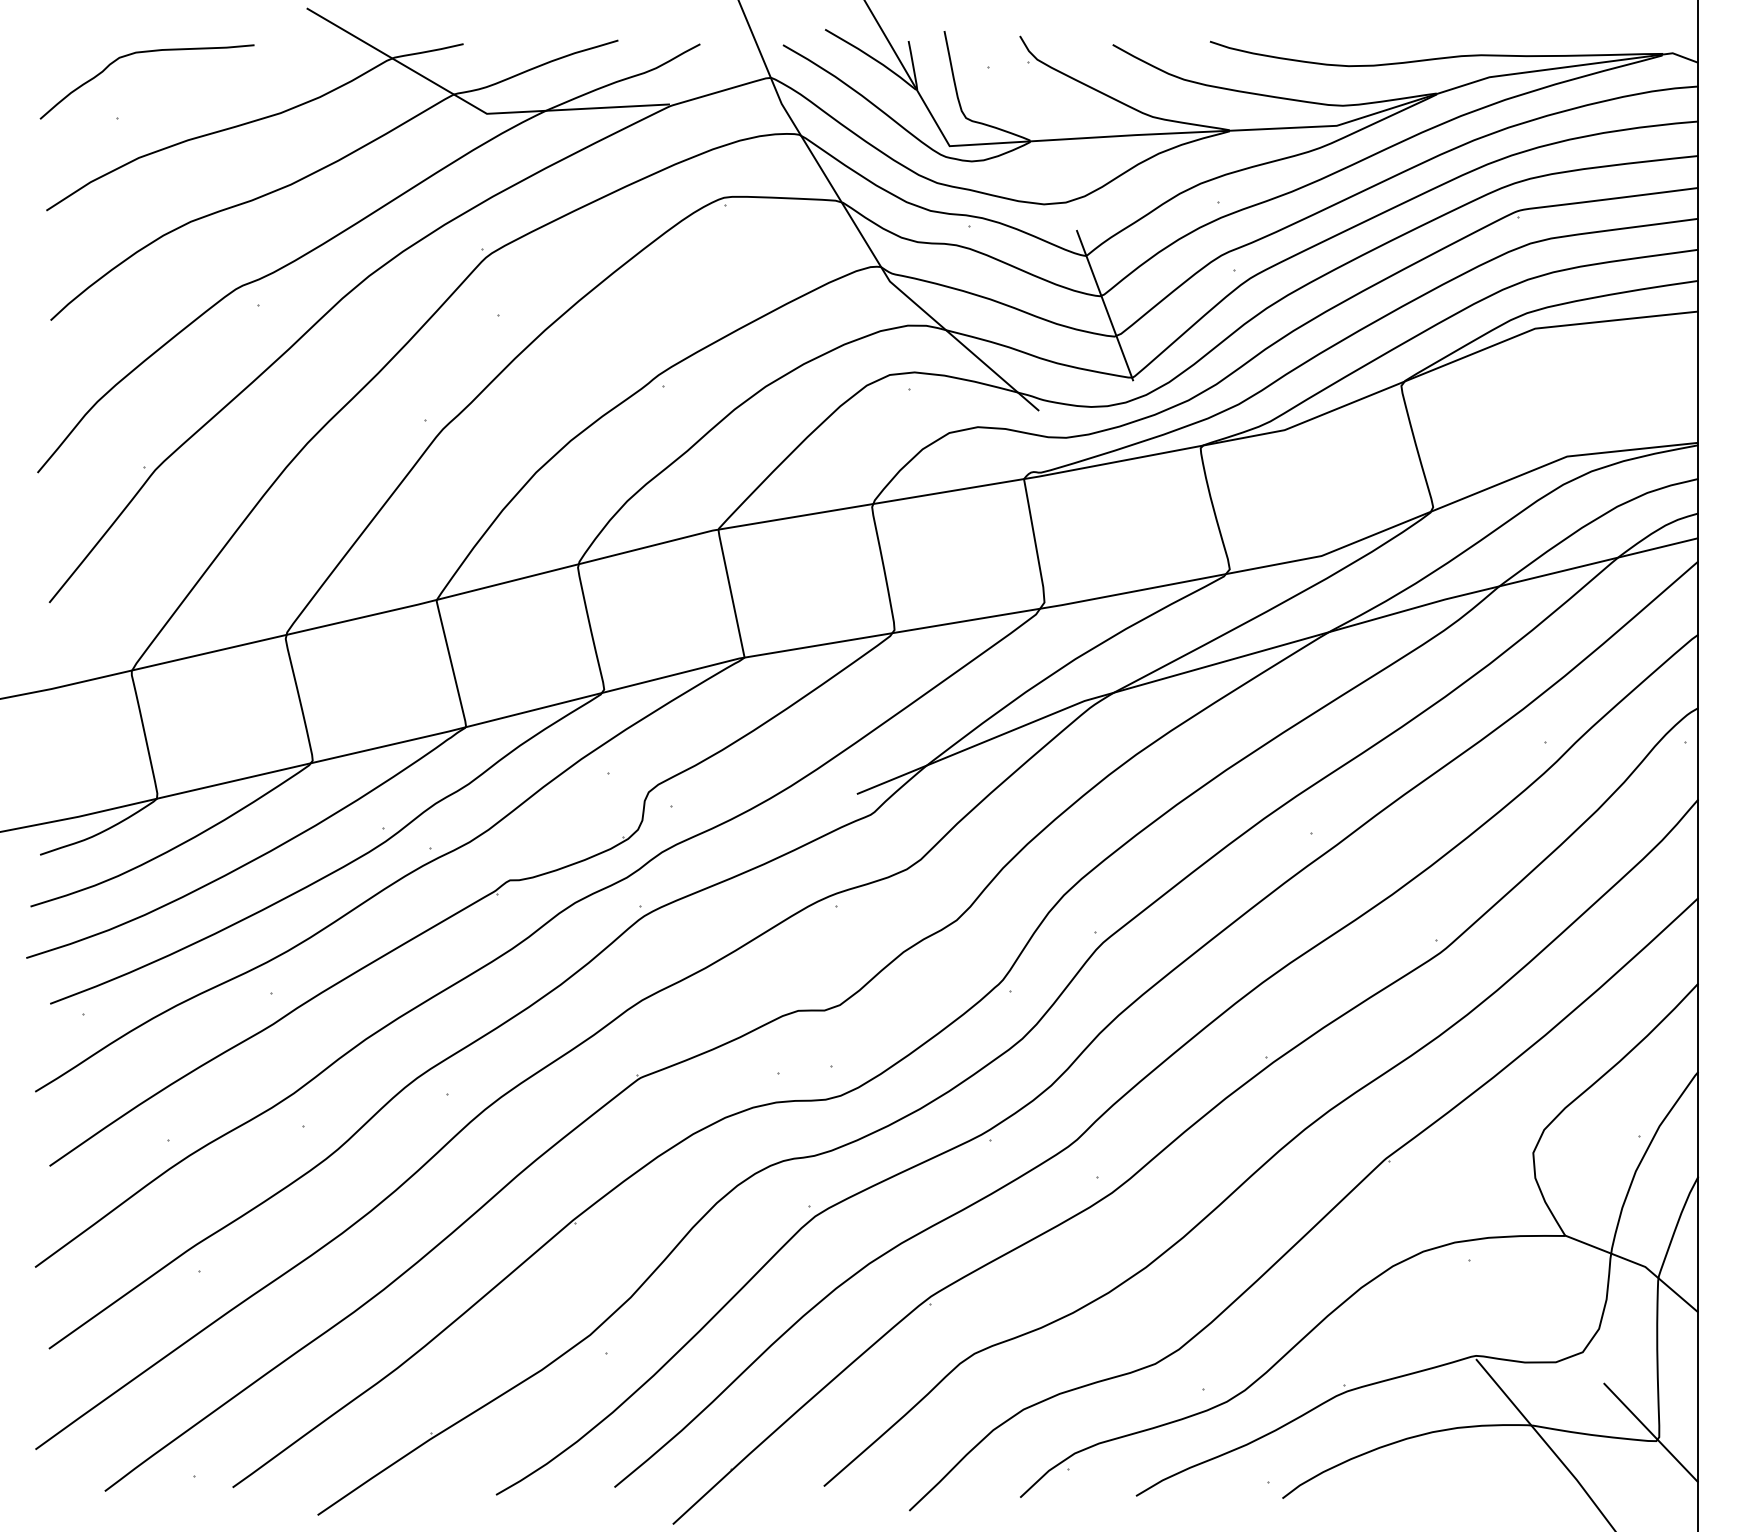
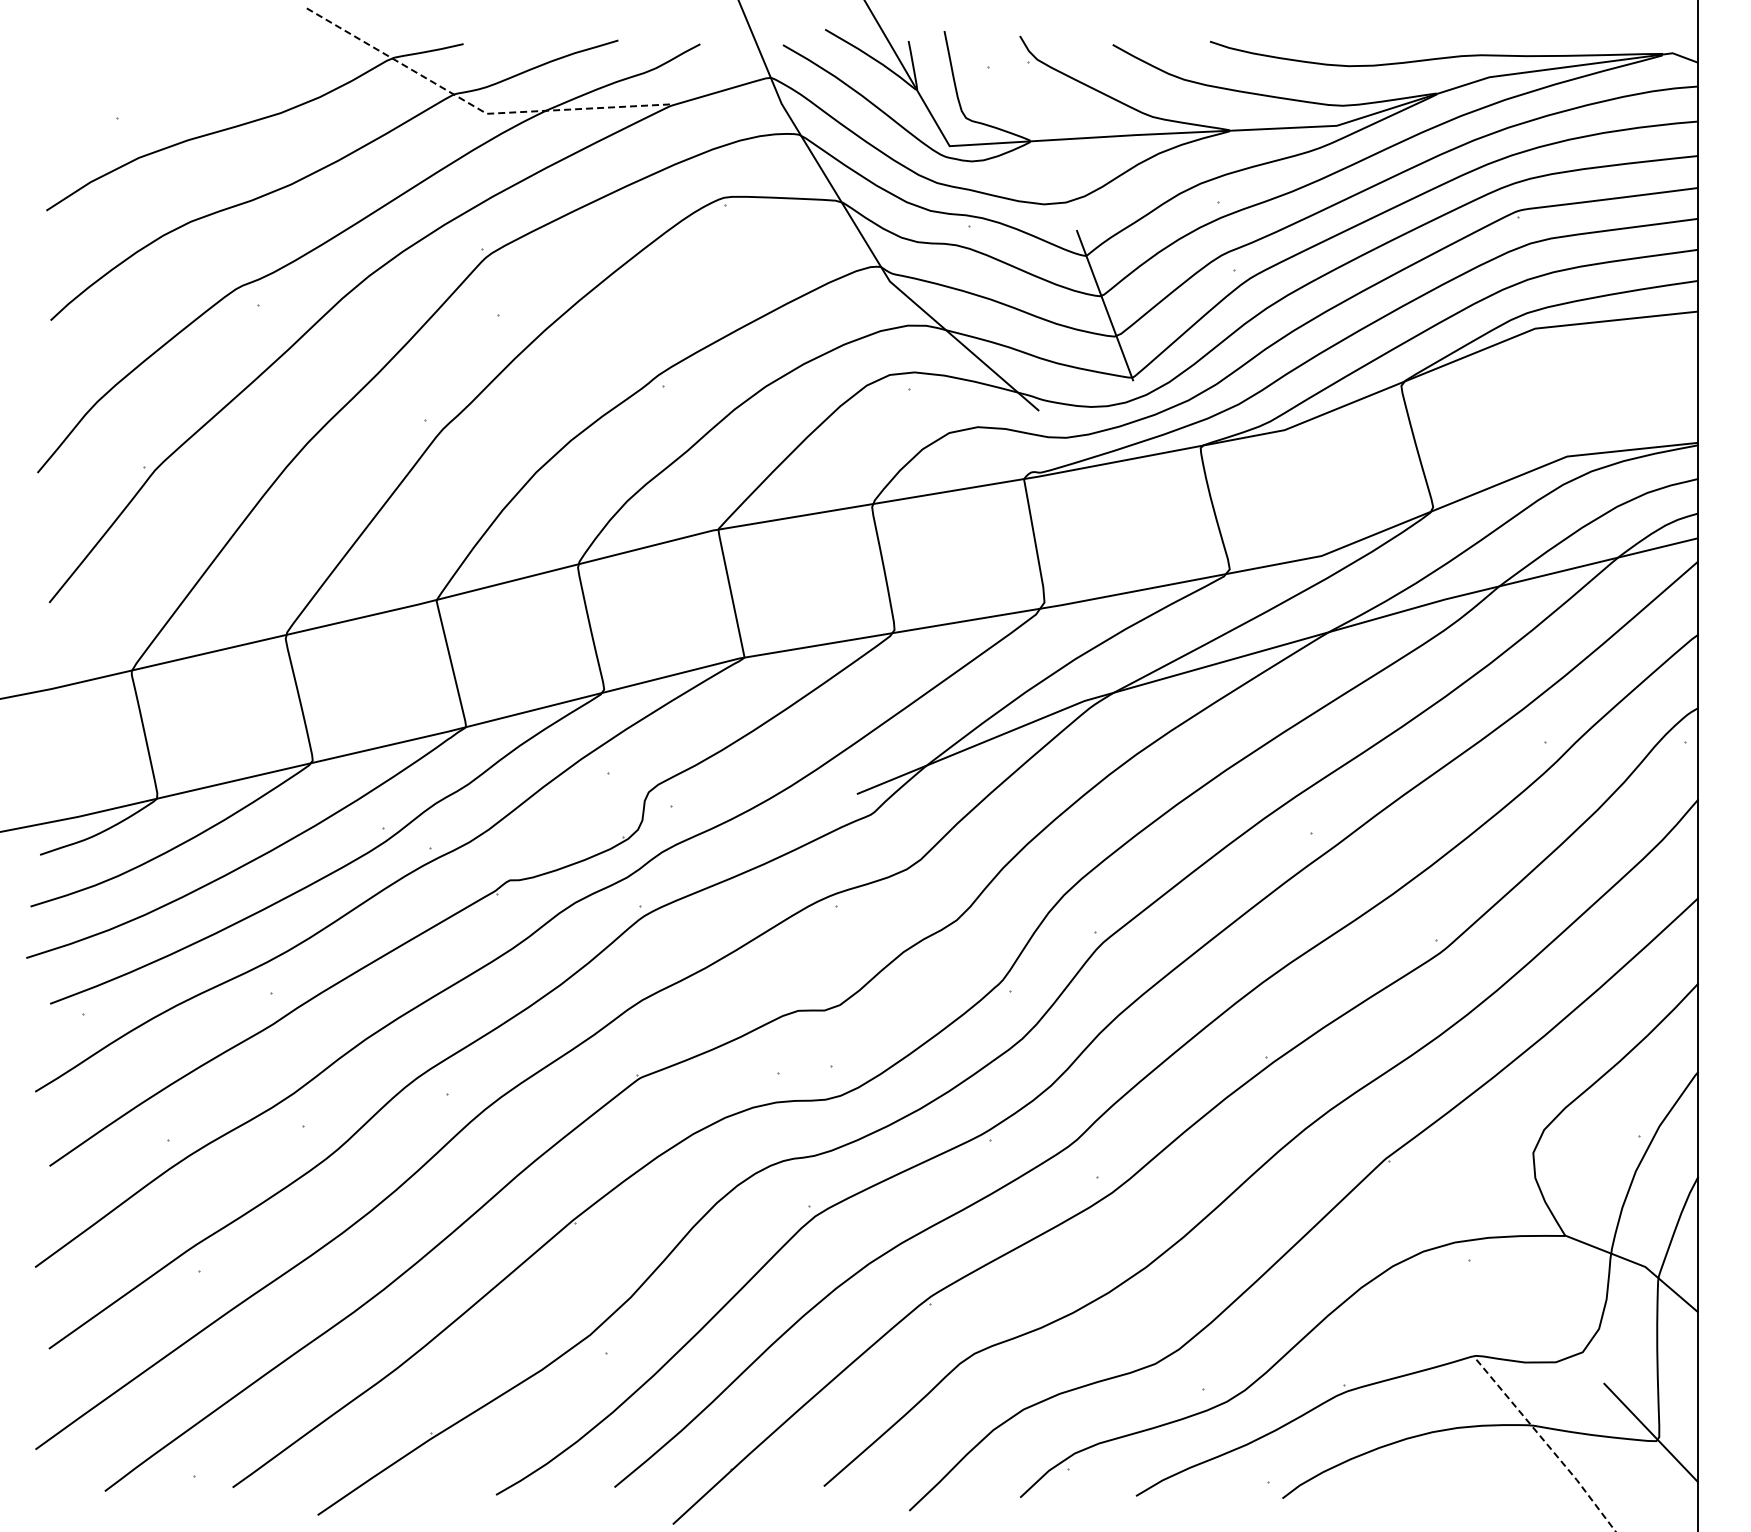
curve: present -> none (140, 53)
line: solid -> dashed (476, 107)
line: solid -> dashed (1547, 1444)
